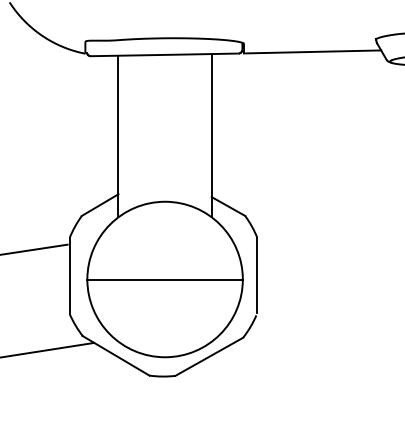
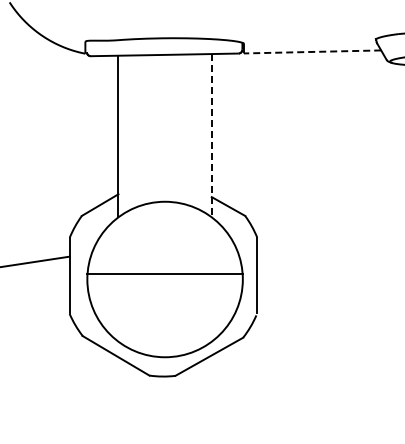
line: solid -> dashed (312, 51)
line: solid -> dashed (211, 135)
line position: (34, 249) -> (35, 261) (35, 261)
line position: (164, 279) -> (164, 273) (164, 273)
line: present -> none (48, 349)
